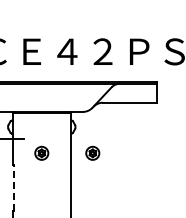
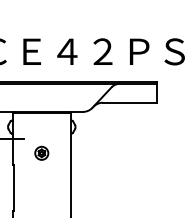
part: present -> none (92, 152)
line: dashed -> solid (14, 188)
